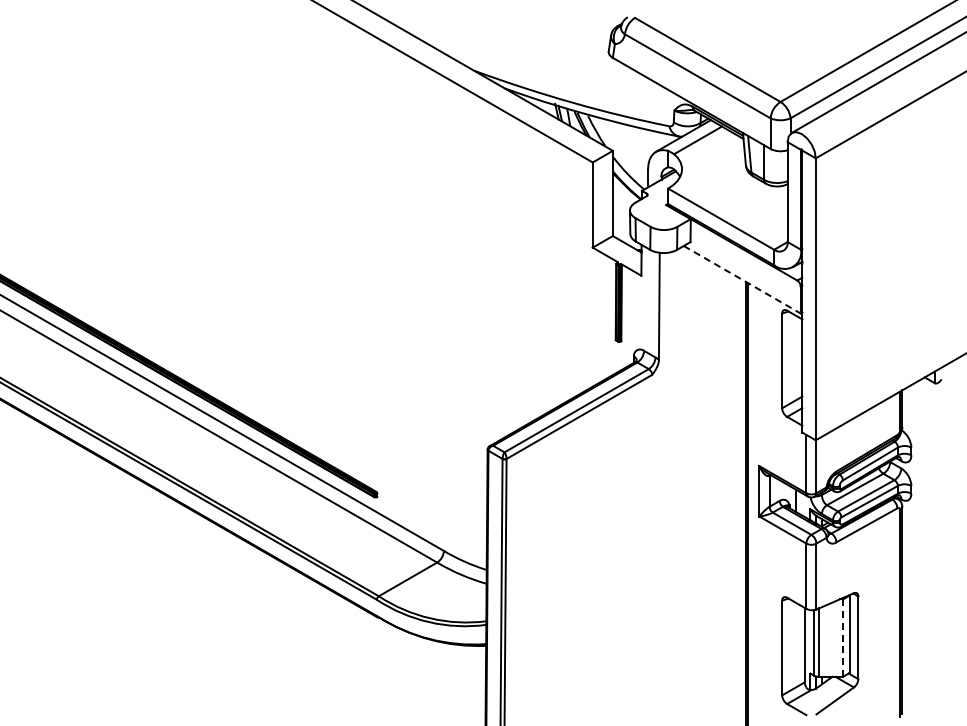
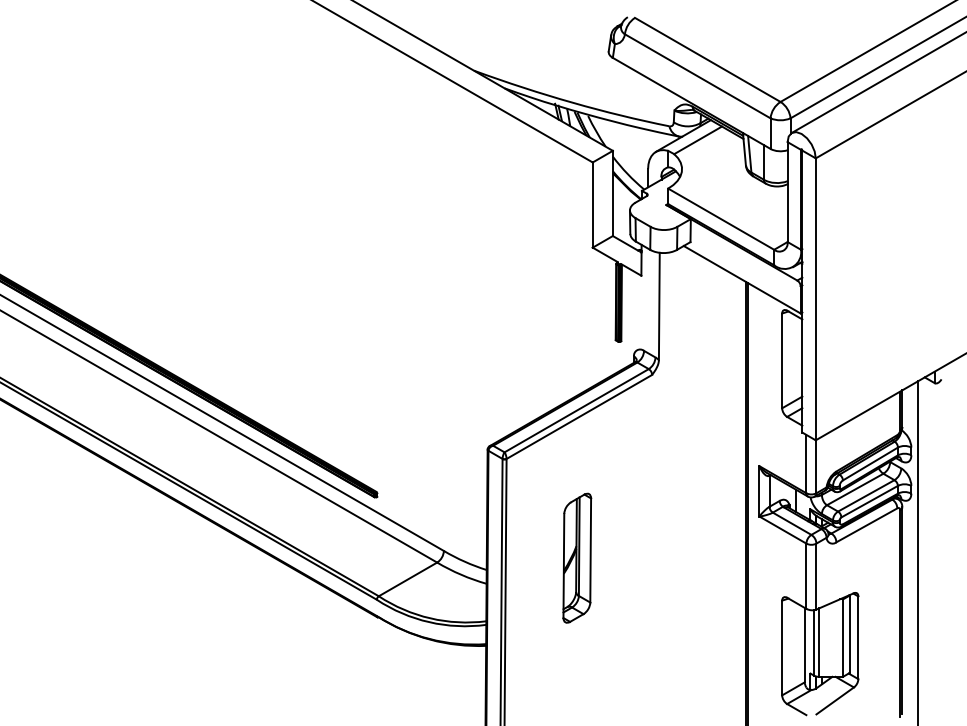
line: dashed -> solid (742, 280)
line: none -> present (918, 551)
part: none -> present (577, 557)
line: dashed -> solid (843, 638)
